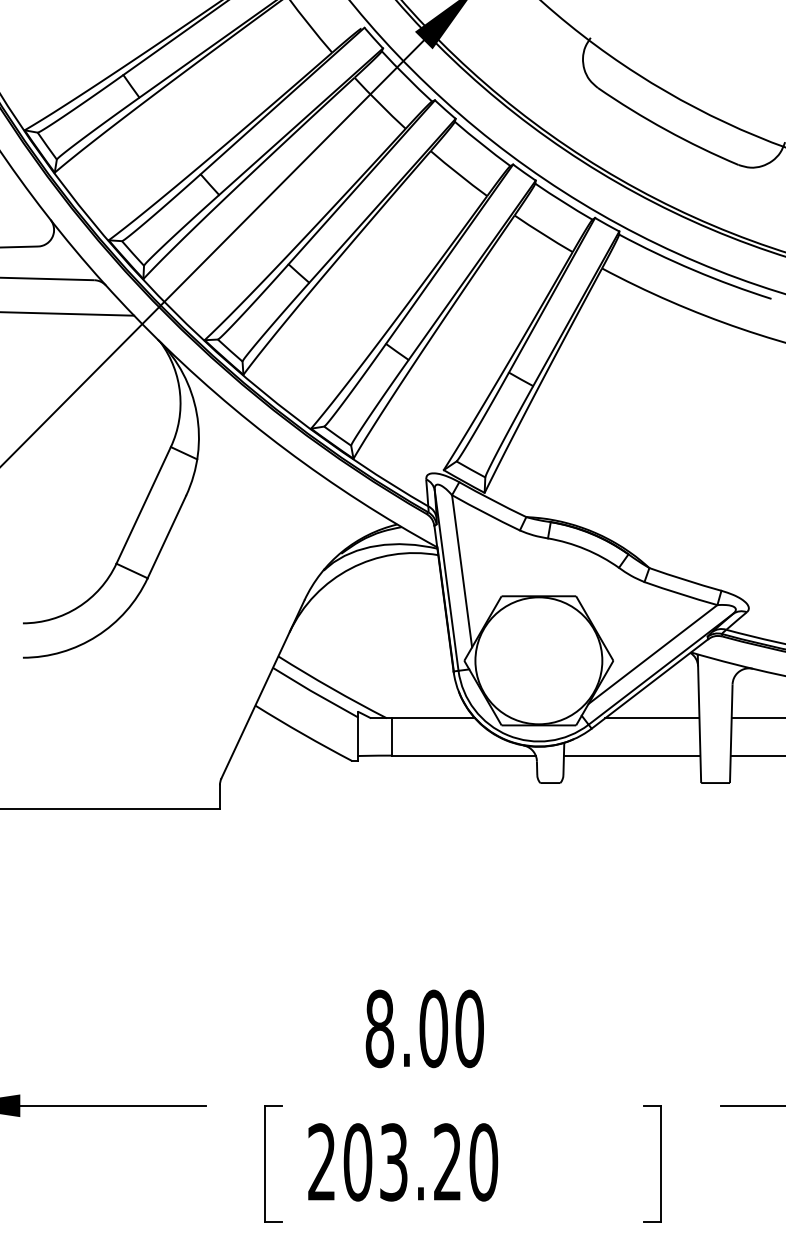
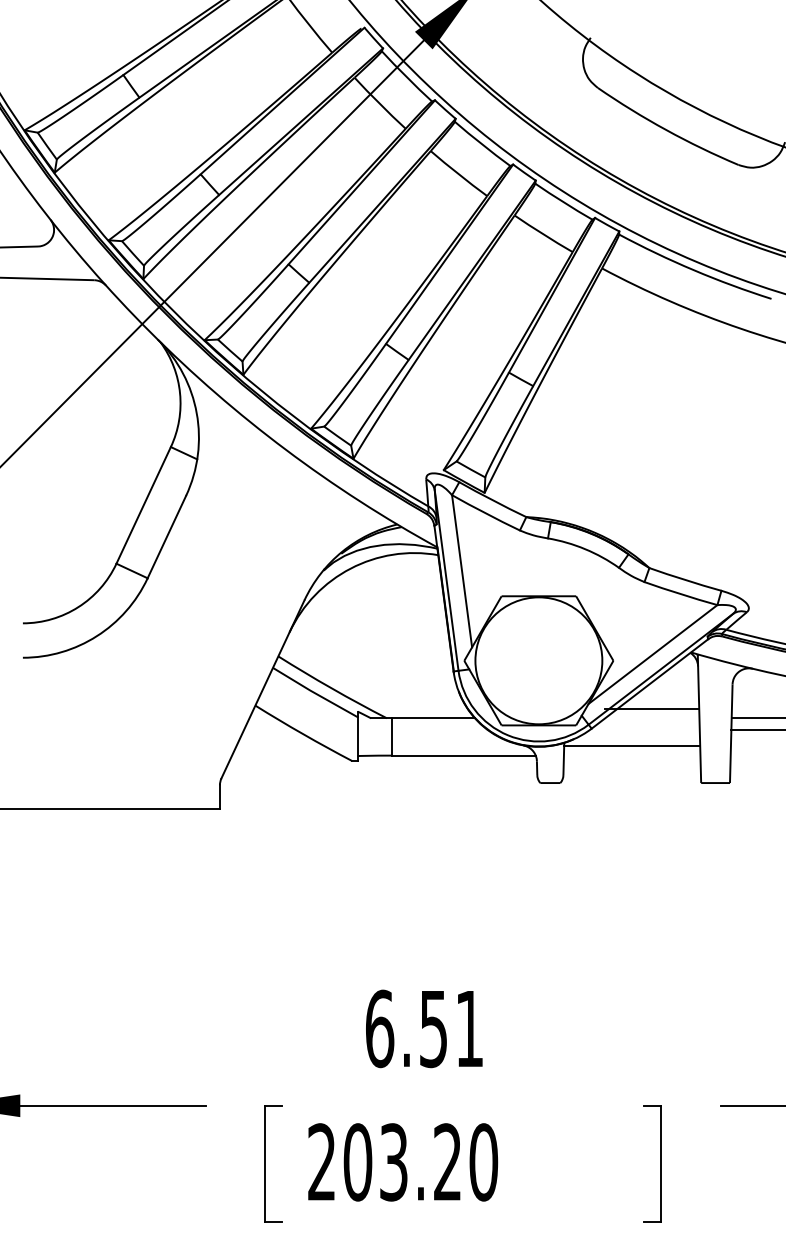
line: present -> none (68, 313)
line position: (652, 718) -> (652, 709) (652, 709)
line position: (631, 755) -> (631, 745) (631, 745)
line position: (756, 755) -> (756, 729) (756, 729)
text: 8.00 -> 6.51 (424, 1028)
